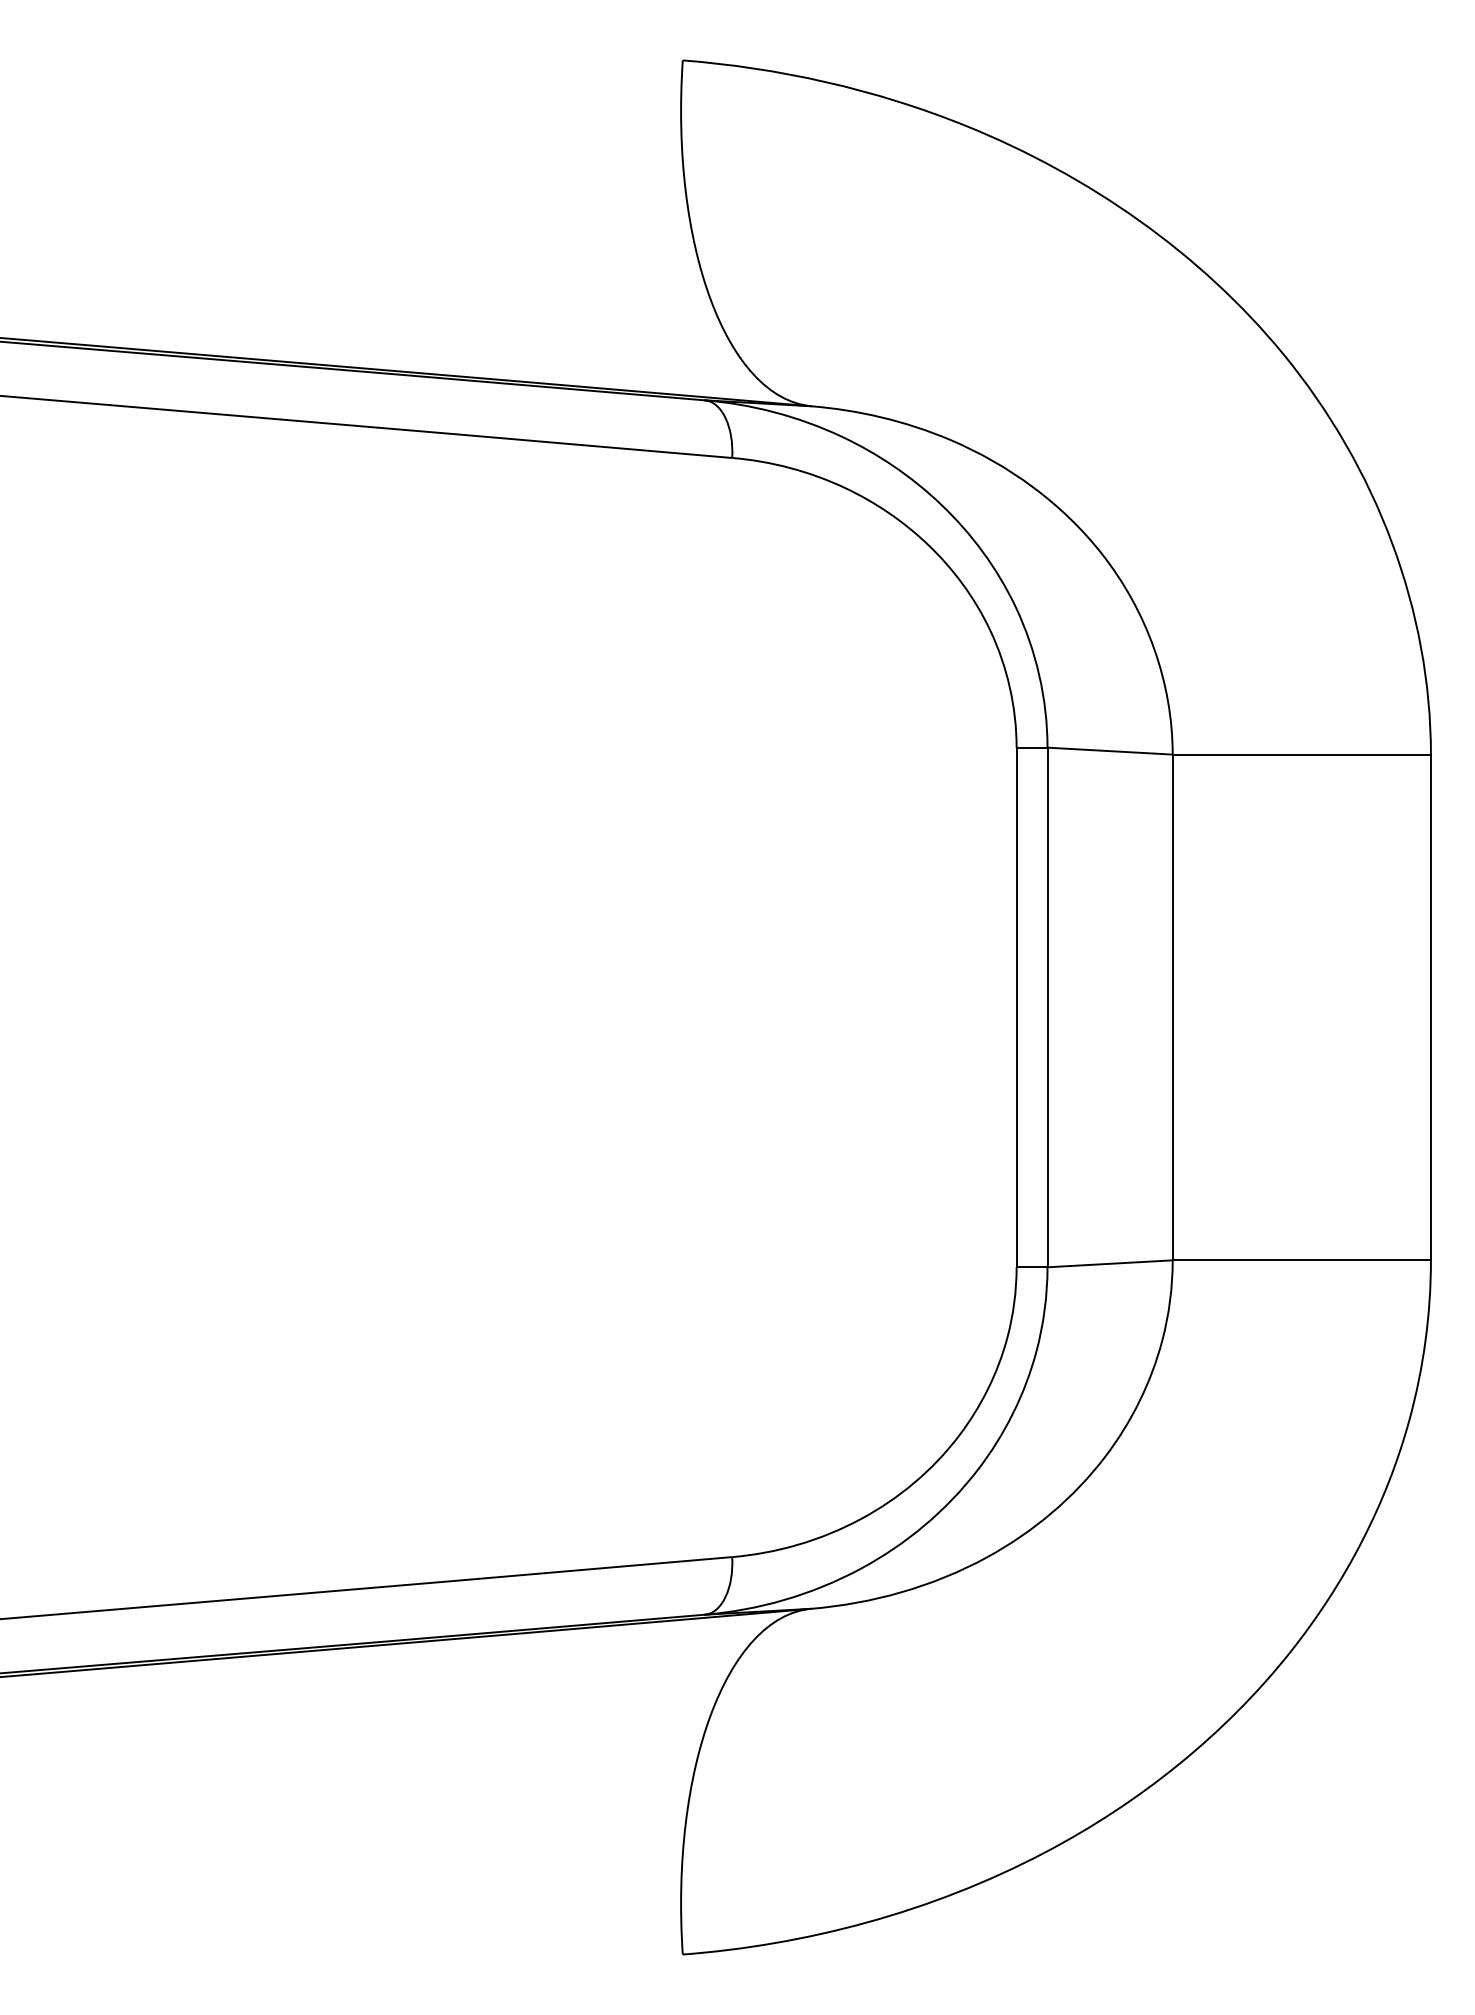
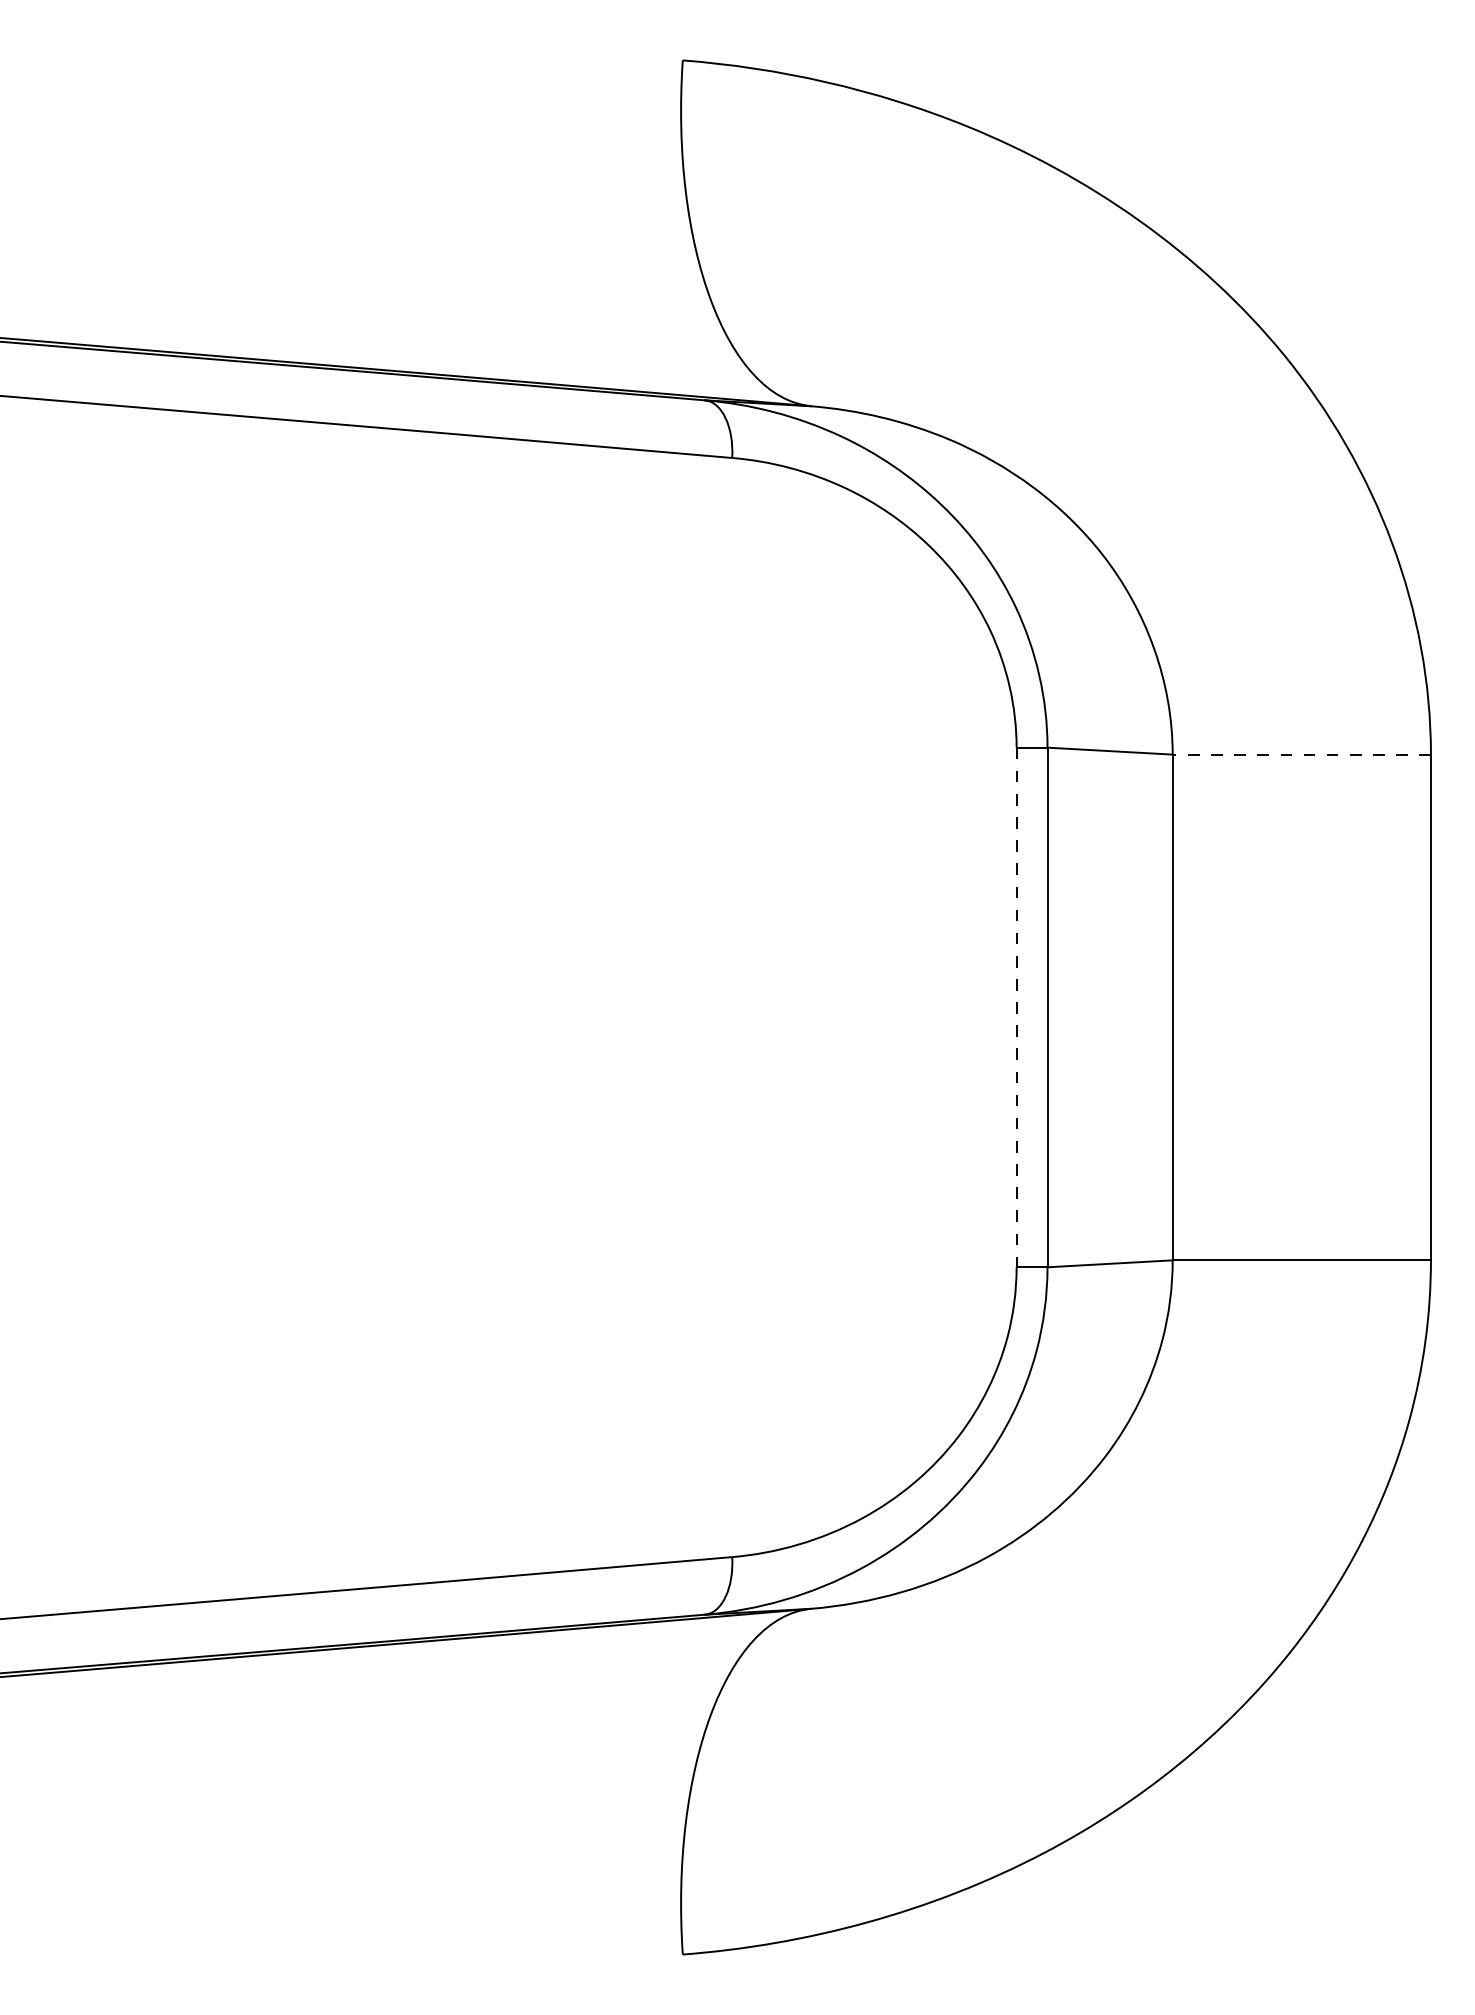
line: solid -> dashed (1301, 754)
line: solid -> dashed (1016, 1007)
